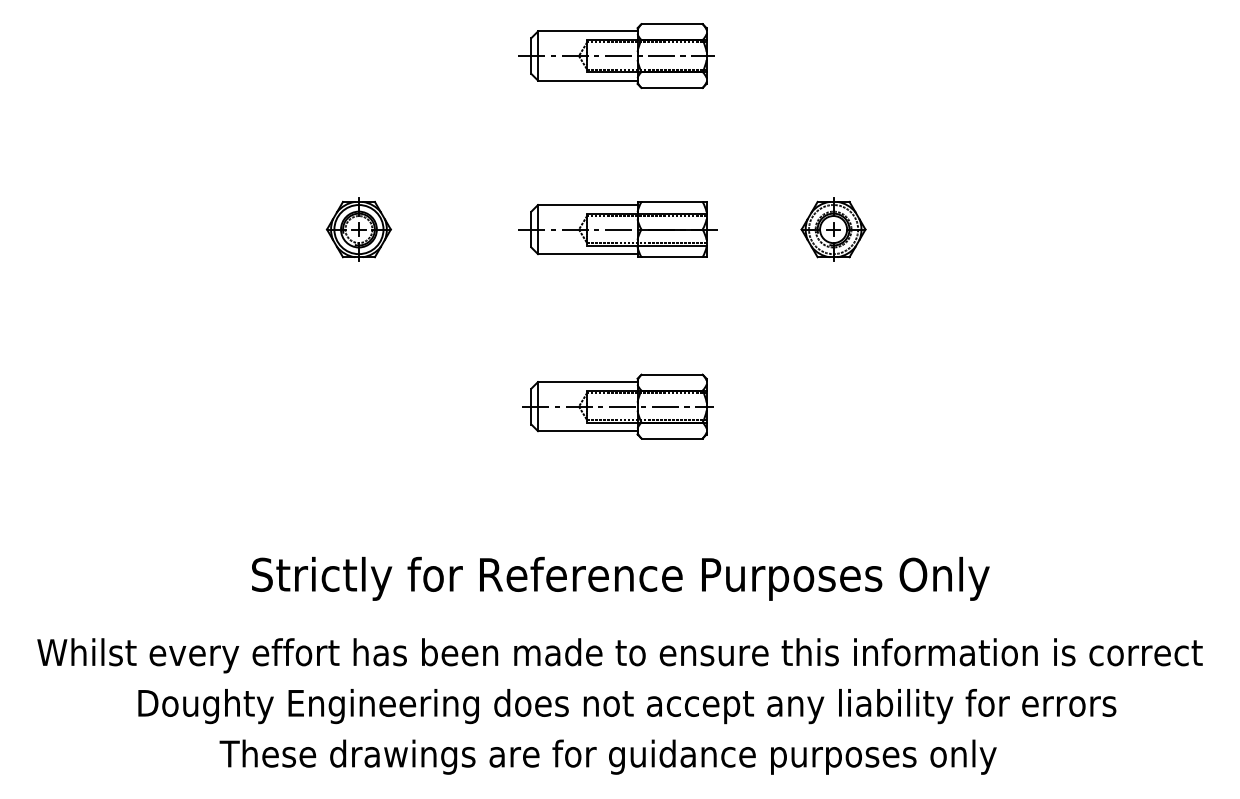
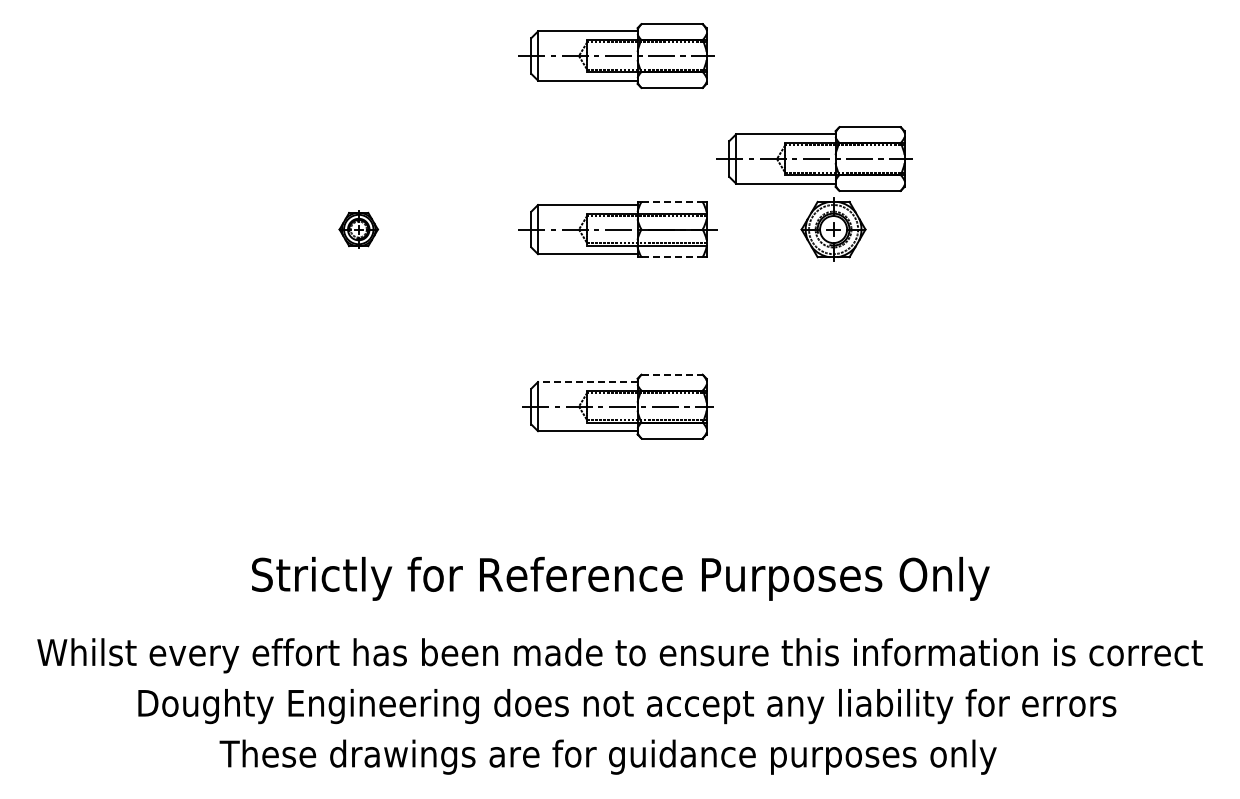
part: none -> present (814, 158)
line: solid -> dashed (672, 201)
part size: 67x65 px -> 42x39 px (358, 229)
line: solid -> dashed (672, 257)
line: solid -> dashed (672, 374)
line: solid -> dashed (587, 382)
